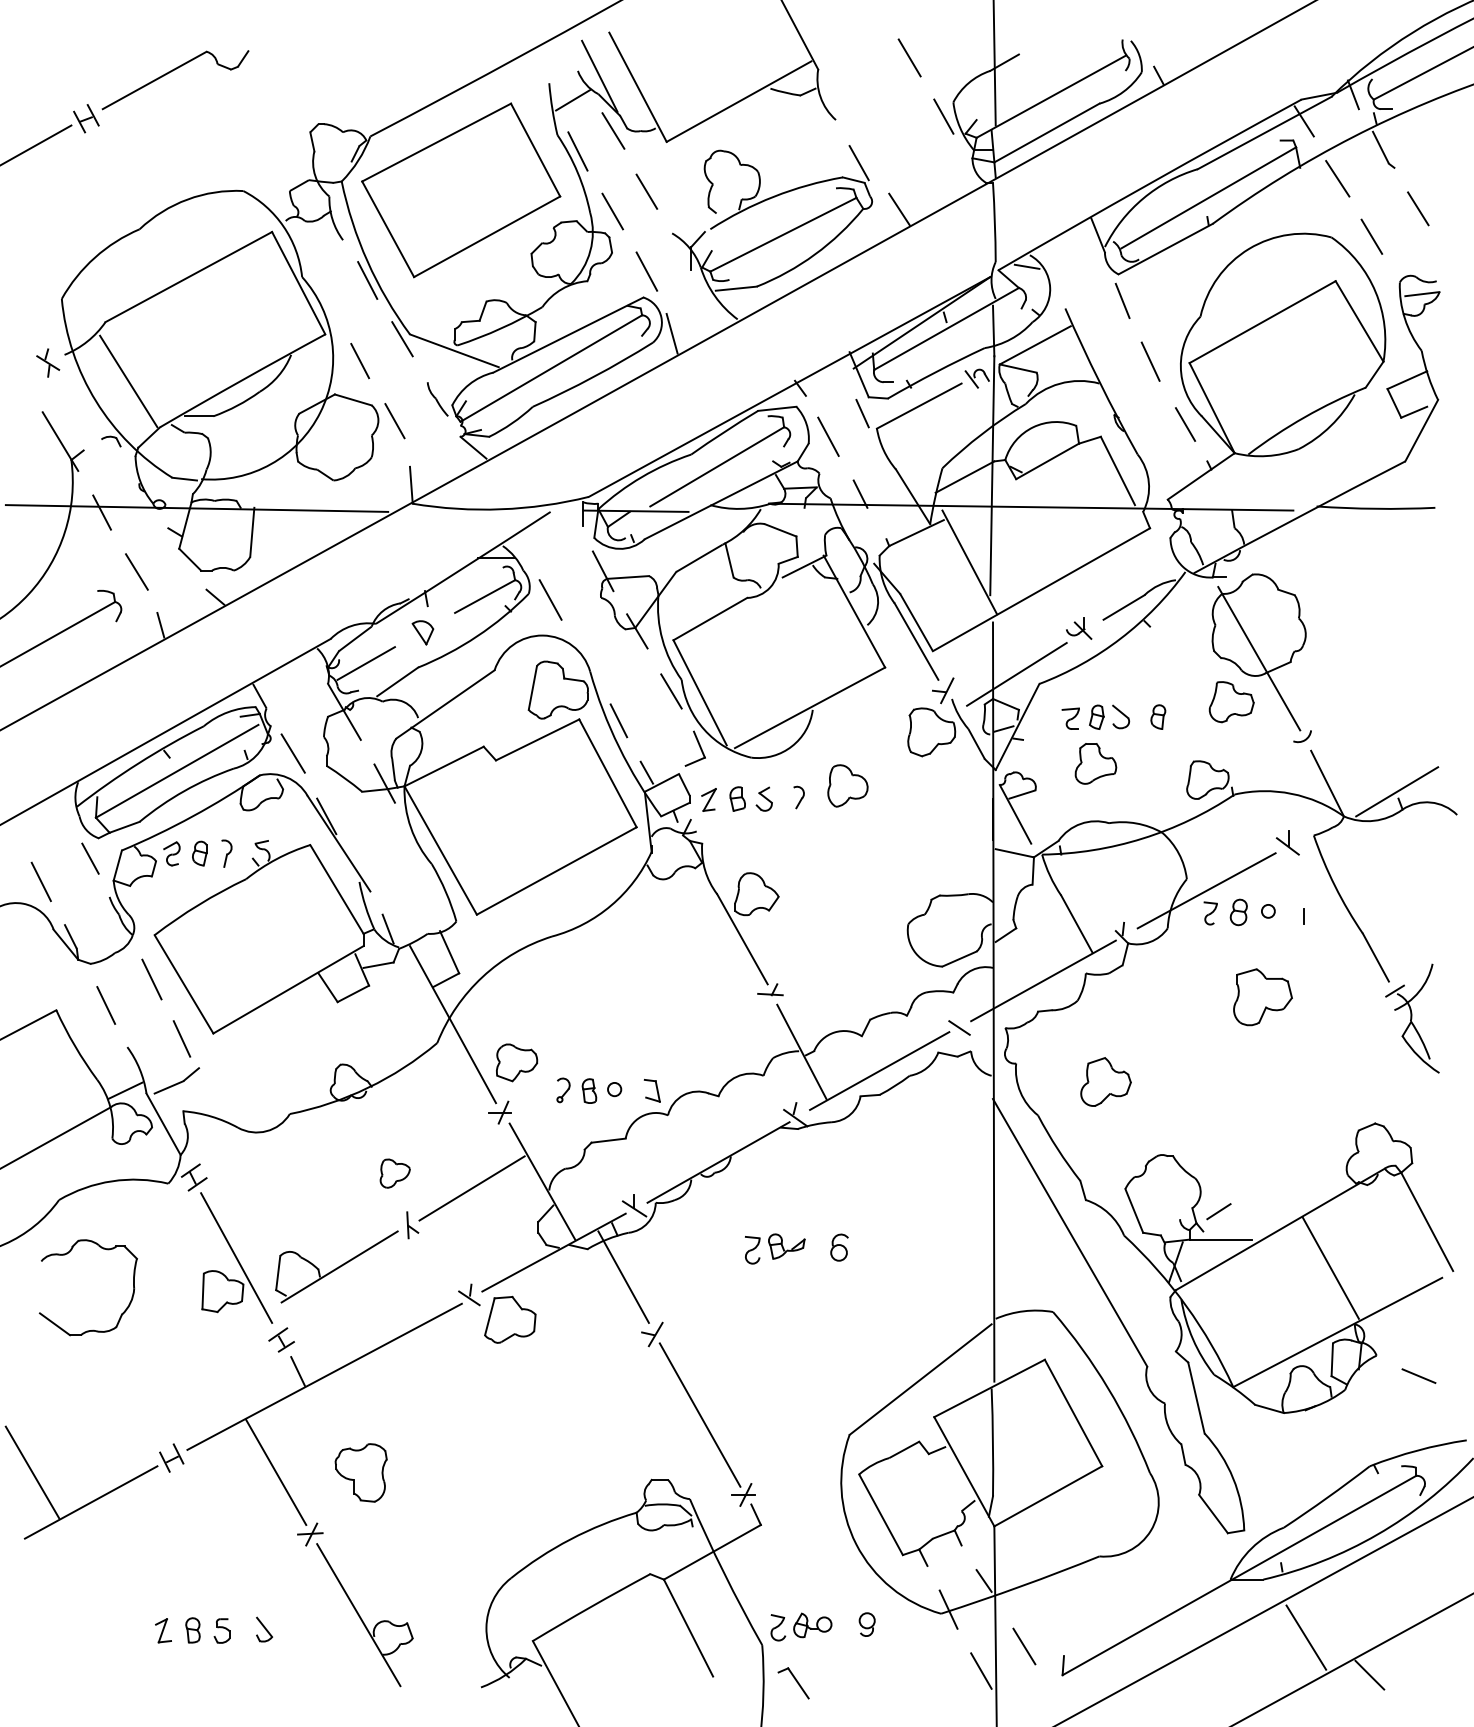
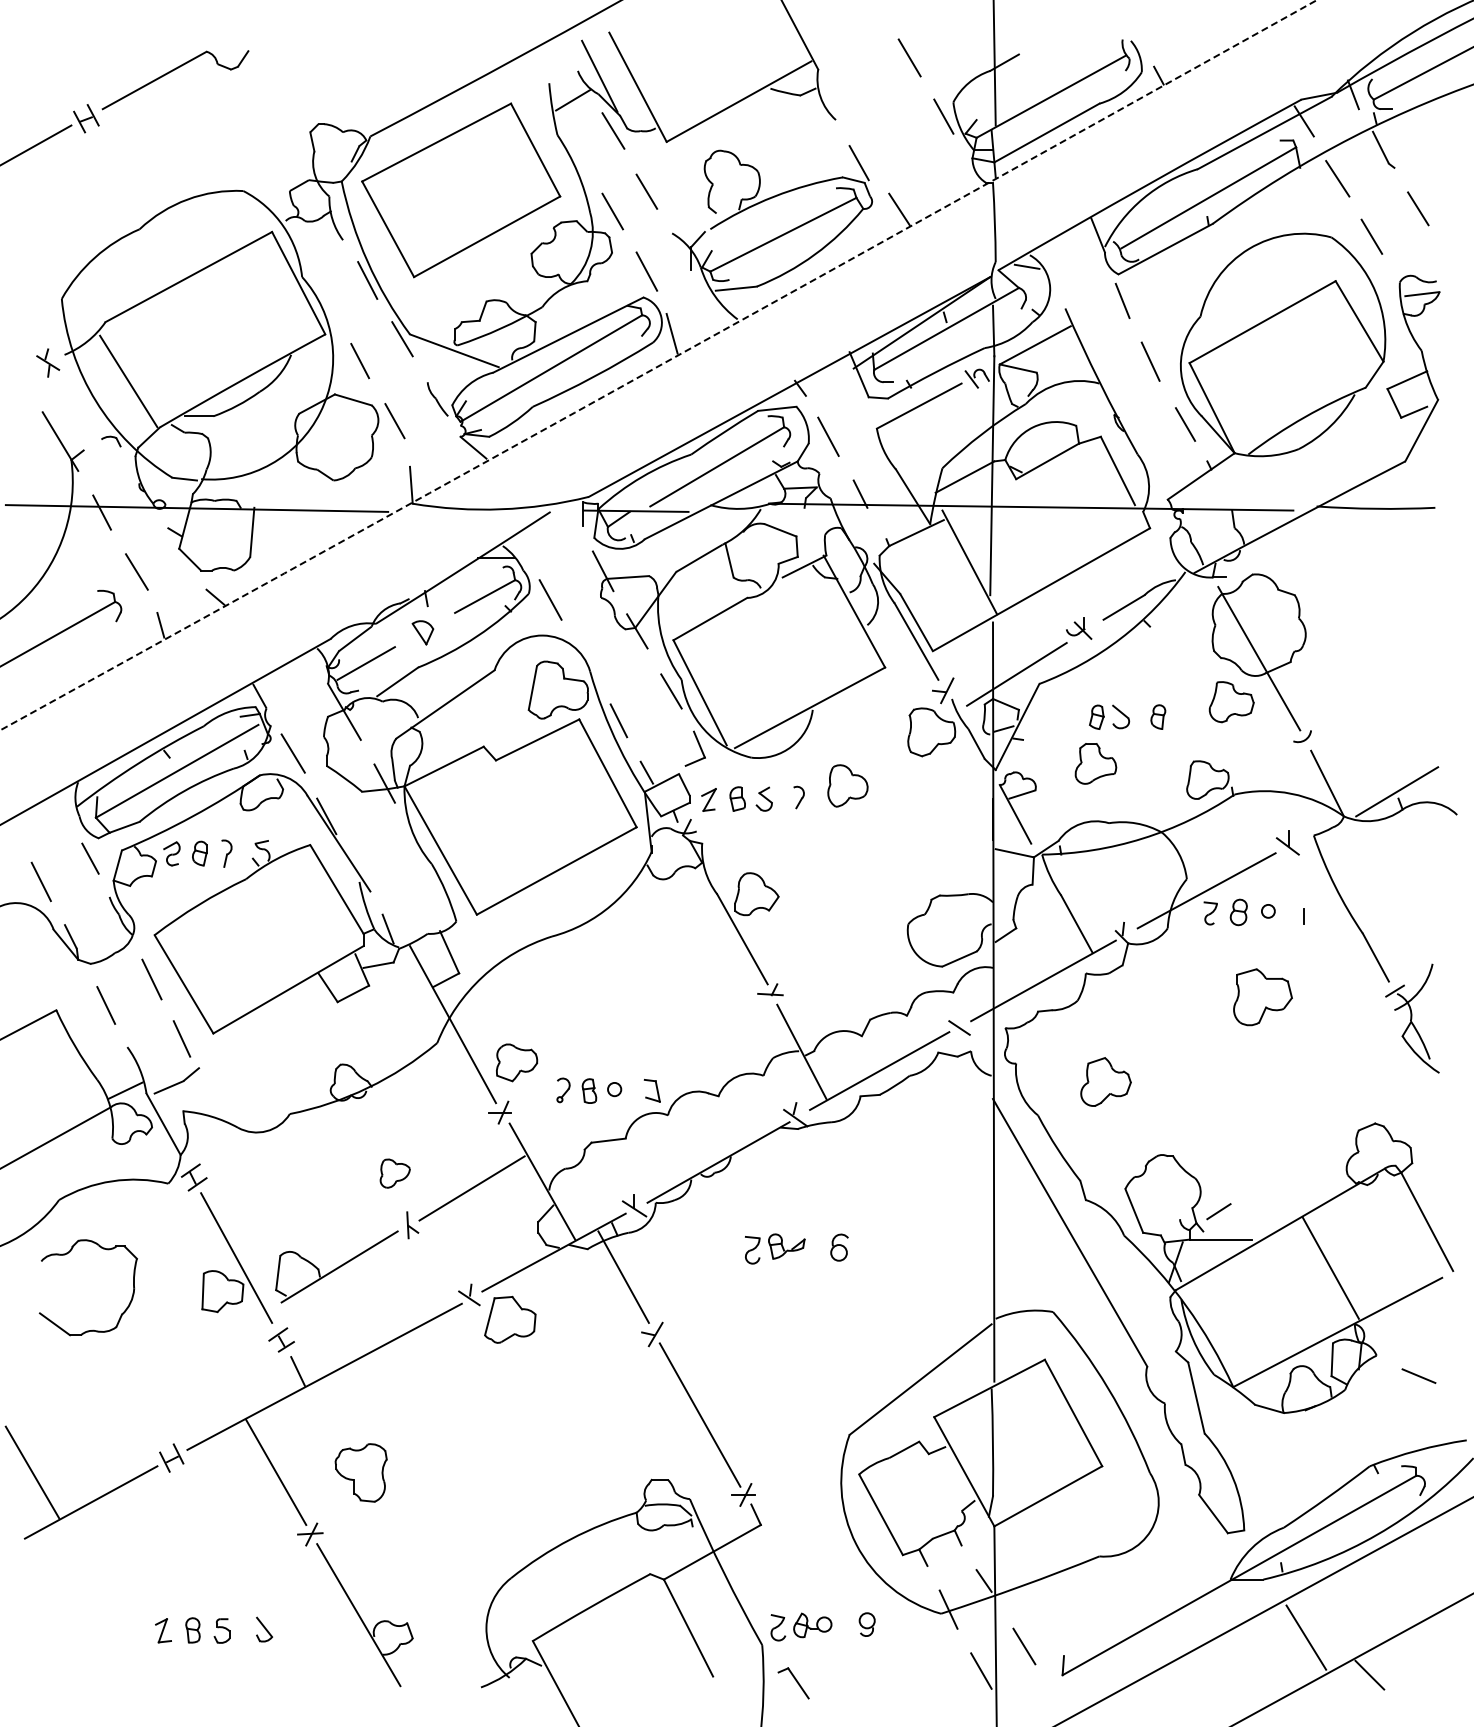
line: present -> none (577, 151)
arc: solid -> dashed (659, 365)
line: present -> none (862, 413)
part: present -> none (1070, 718)
